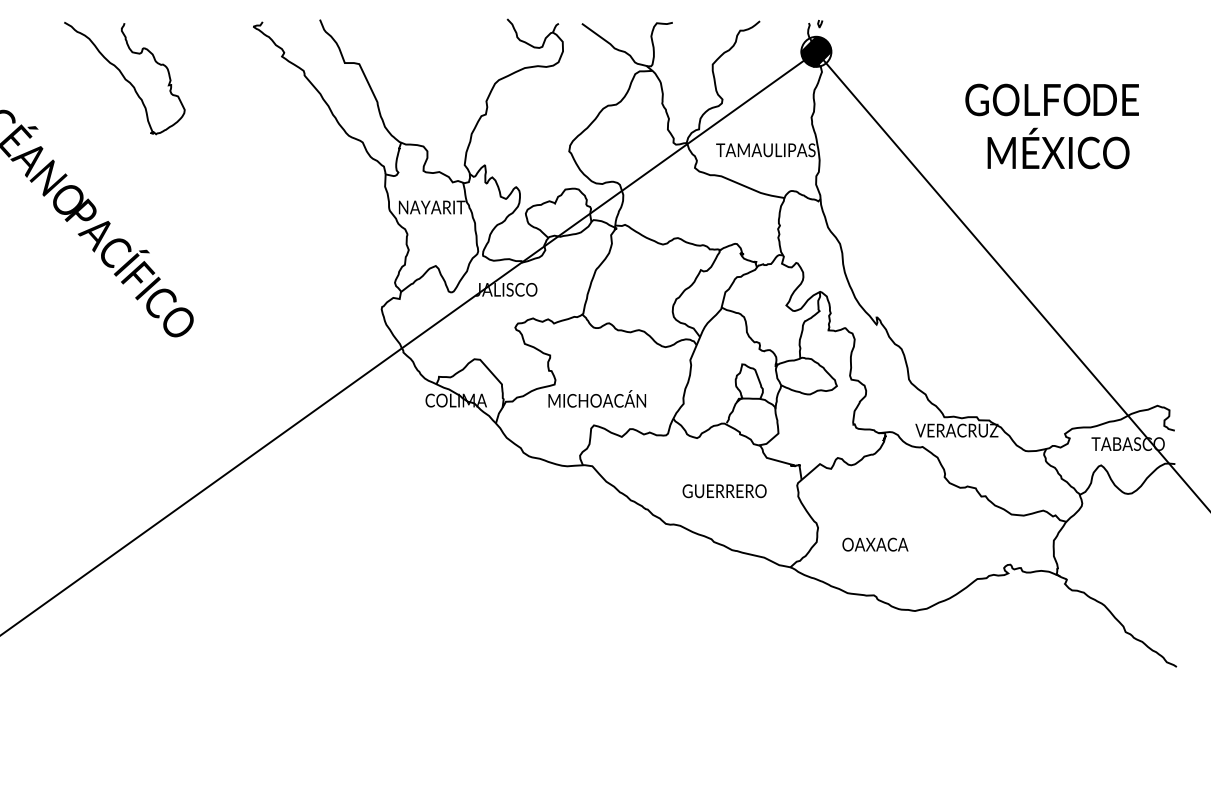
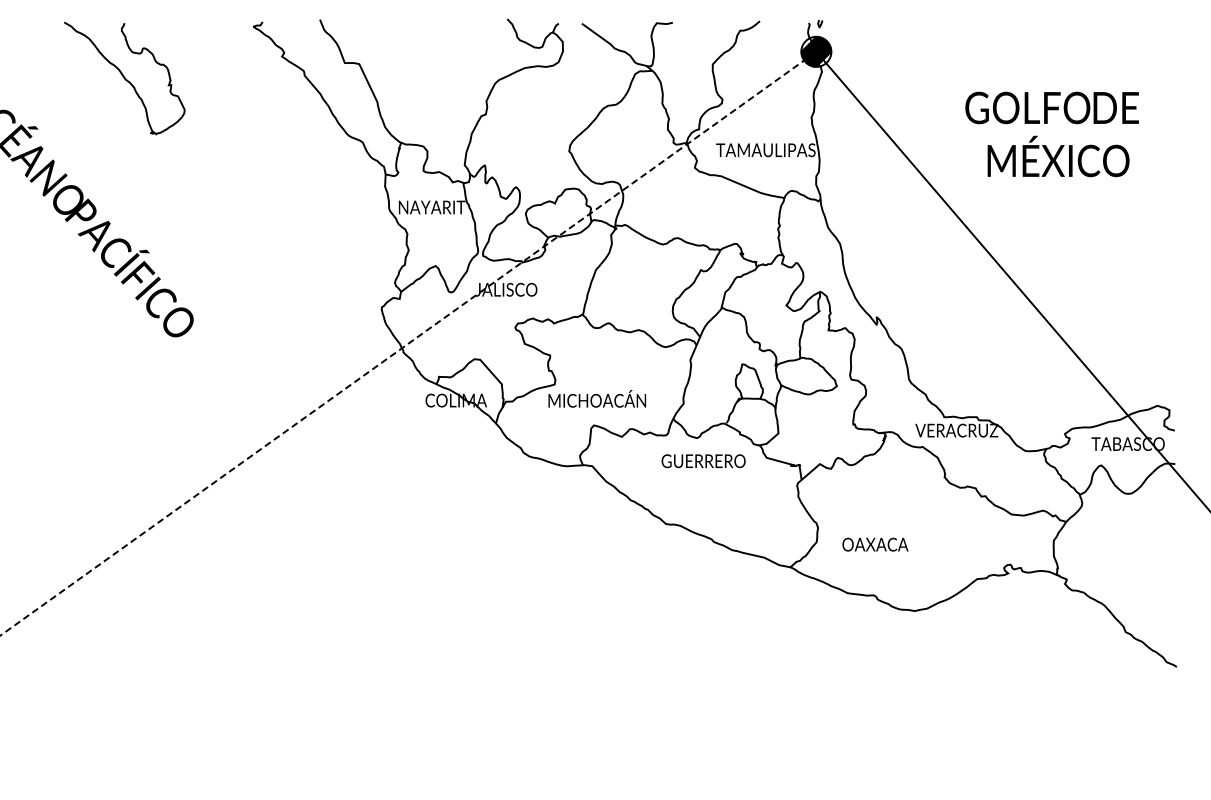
text position: (1051, 126) -> (1051, 134) (1051, 134)
line: solid -> dashed (408, 343)
text position: (724, 491) -> (703, 461) (703, 461)
